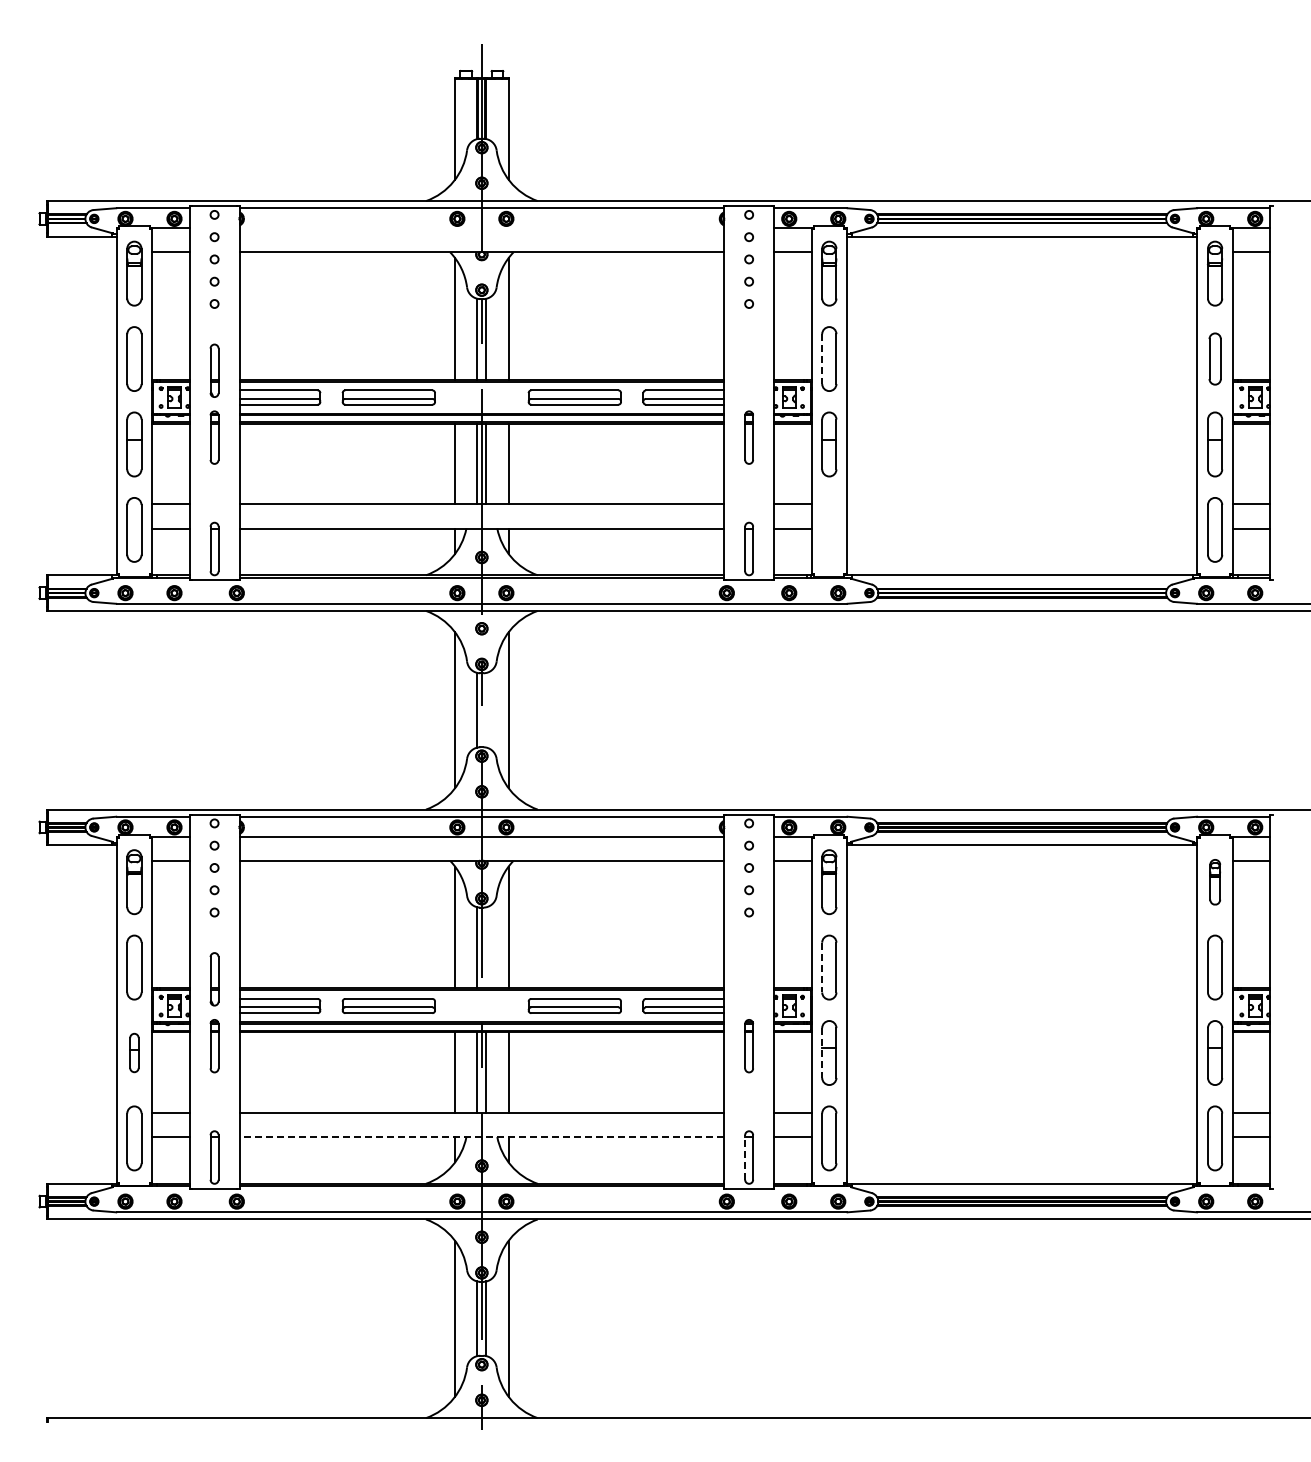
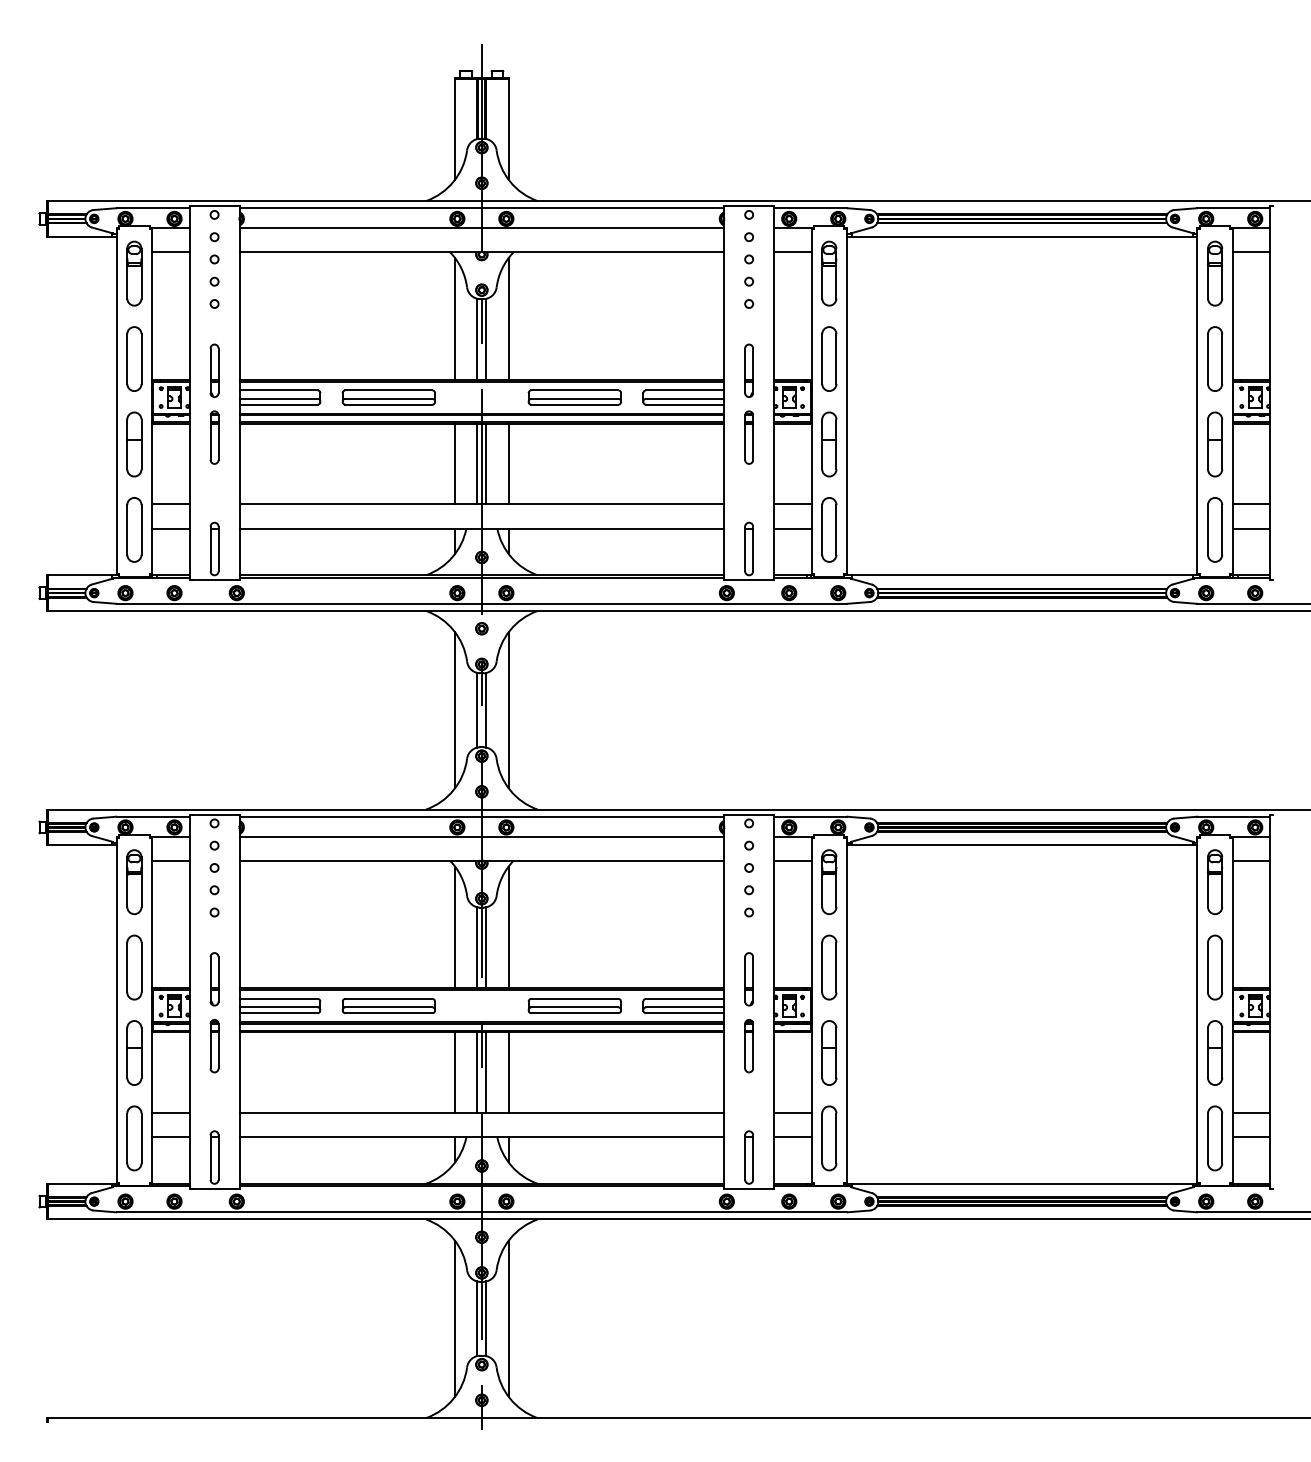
line: none -> present (481, 228)
part size: 14x54 px -> 17x66 px (1215, 358)
line: dashed -> solid (822, 359)
part: none -> present (748, 370)
part: none -> present (829, 529)
line: none -> present (486, 709)
part size: 13x47 px -> 17x67 px (1215, 882)
line: none -> present (486, 947)
line: dashed -> solid (822, 967)
part: none -> present (748, 979)
part size: 11x42 px -> 17x66 px (134, 1052)
line: dashed -> solid (822, 1053)
line: dashed -> solid (481, 1137)
line: dashed -> solid (745, 1157)
